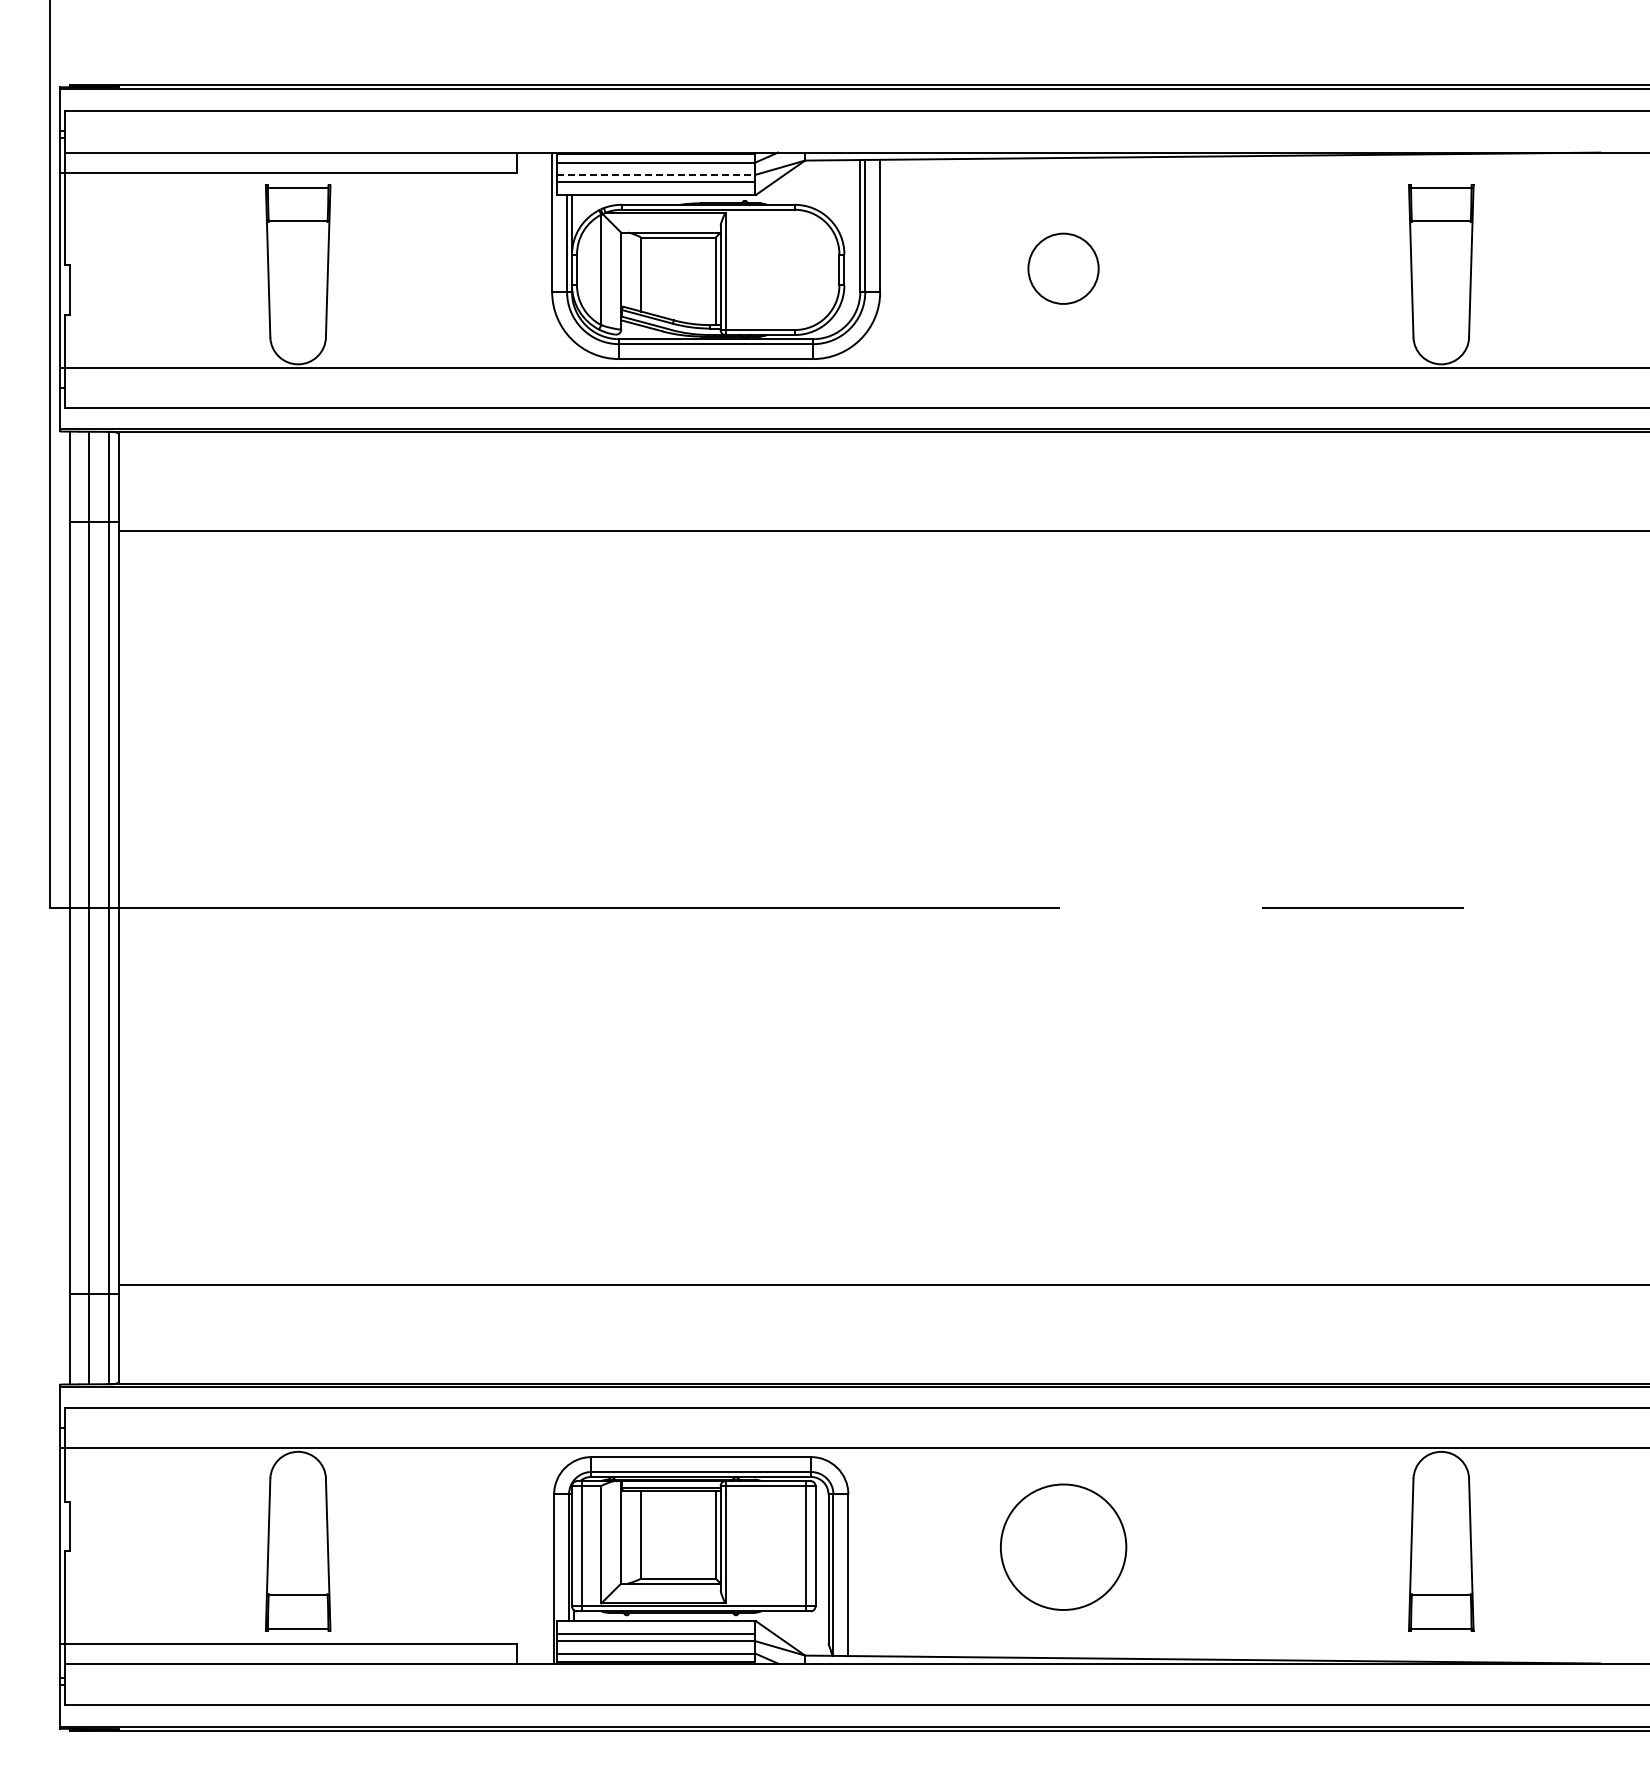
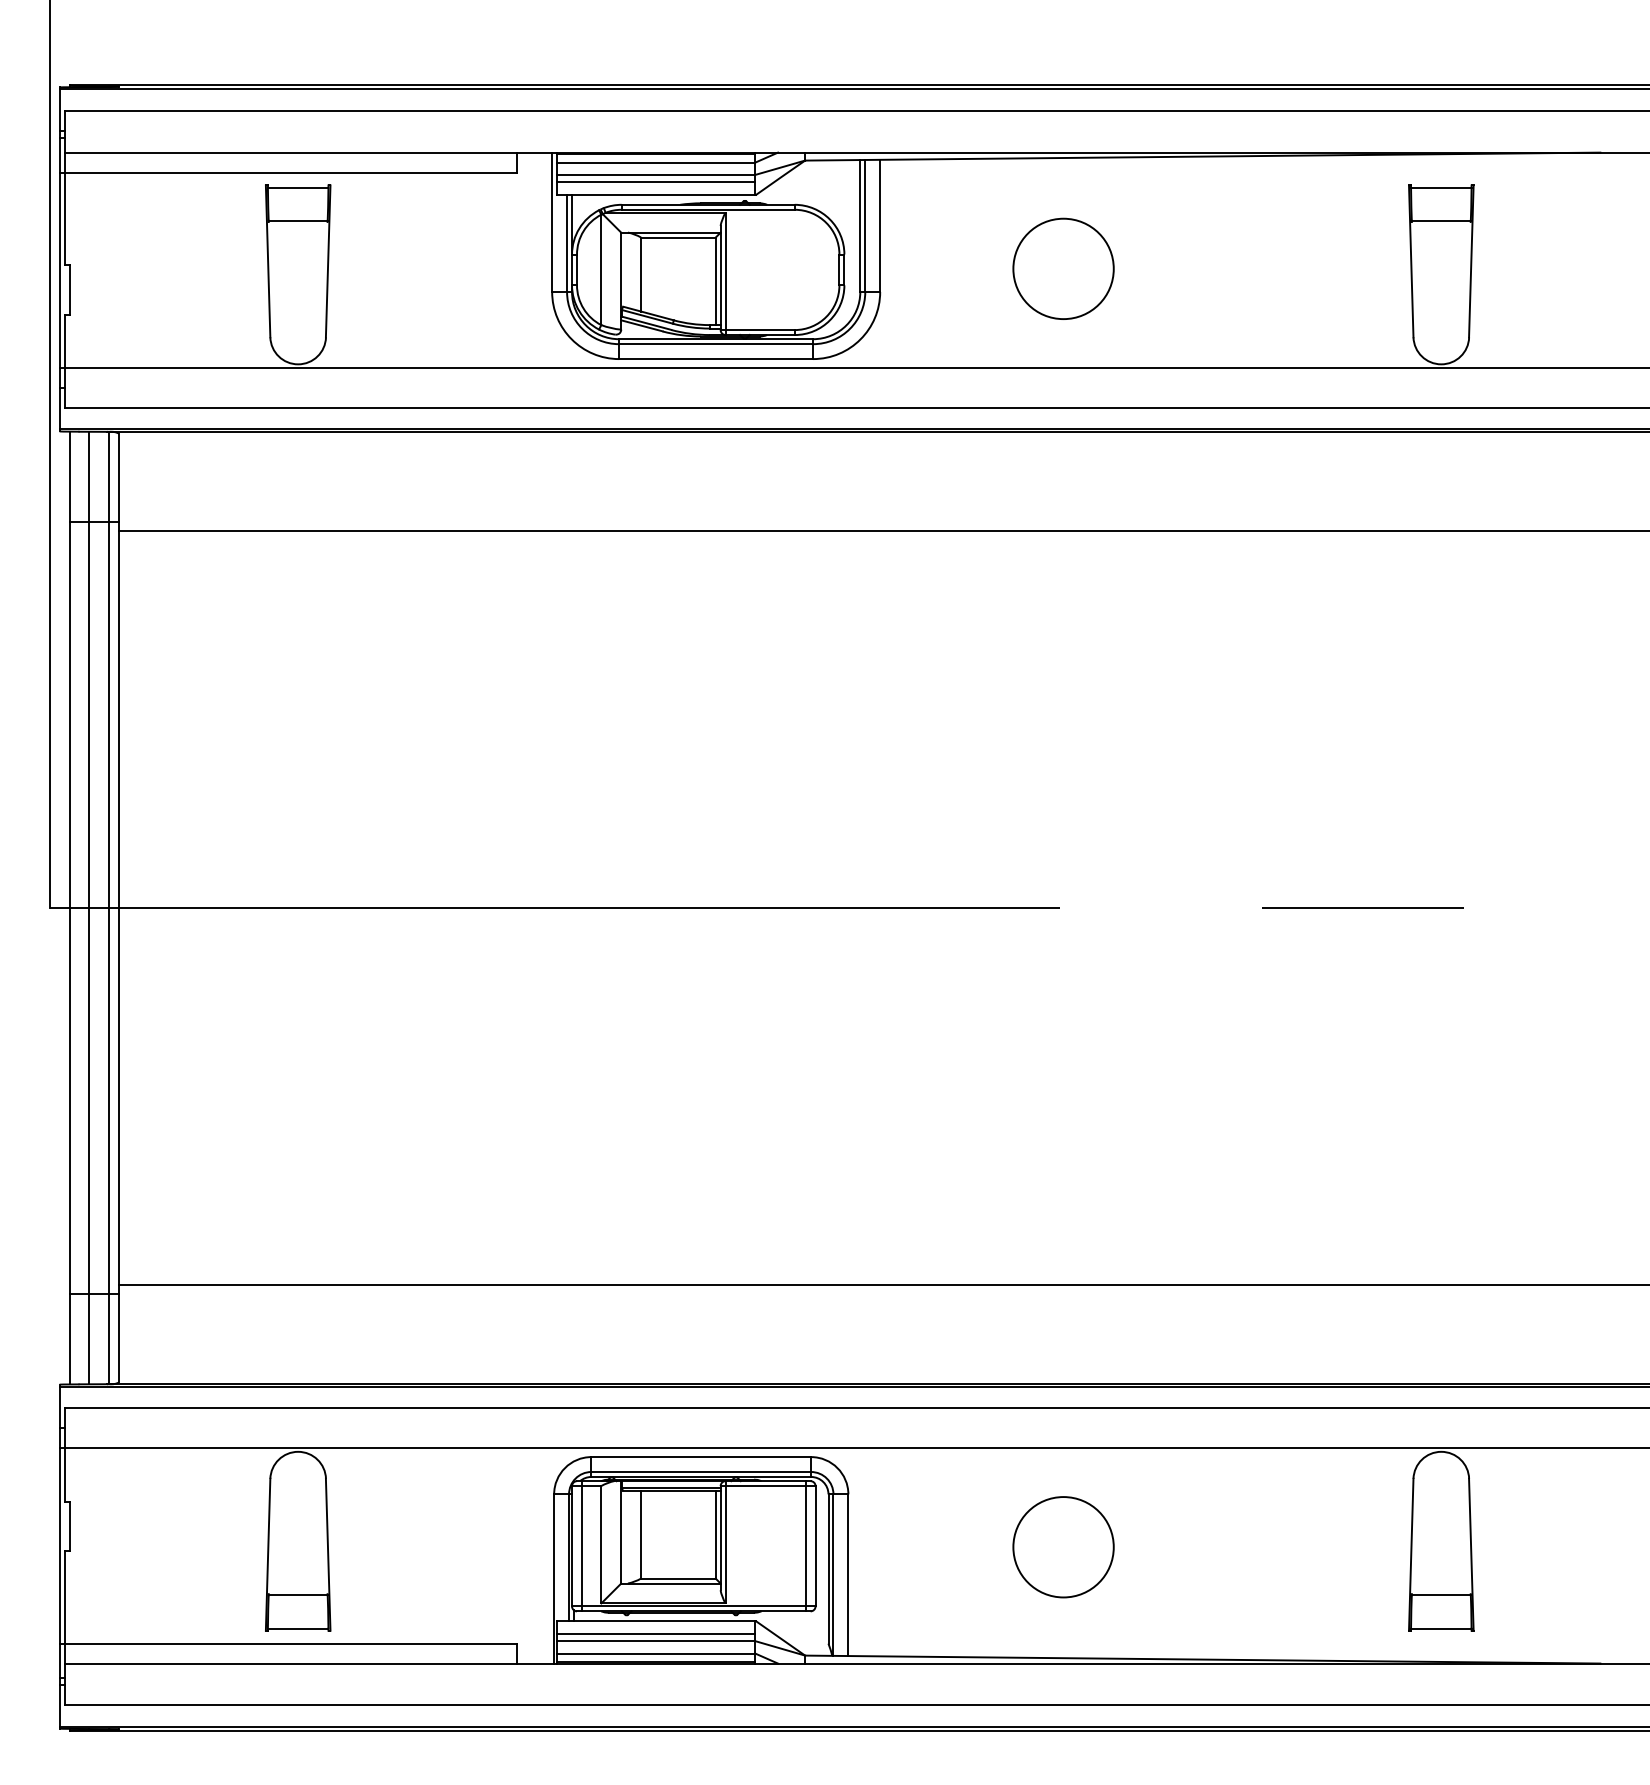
line: dashed -> solid (656, 174)
circle size: 73x73 px -> 103x103 px (1063, 268)
circle diameter: 125 px -> 100 px (1063, 1547)
